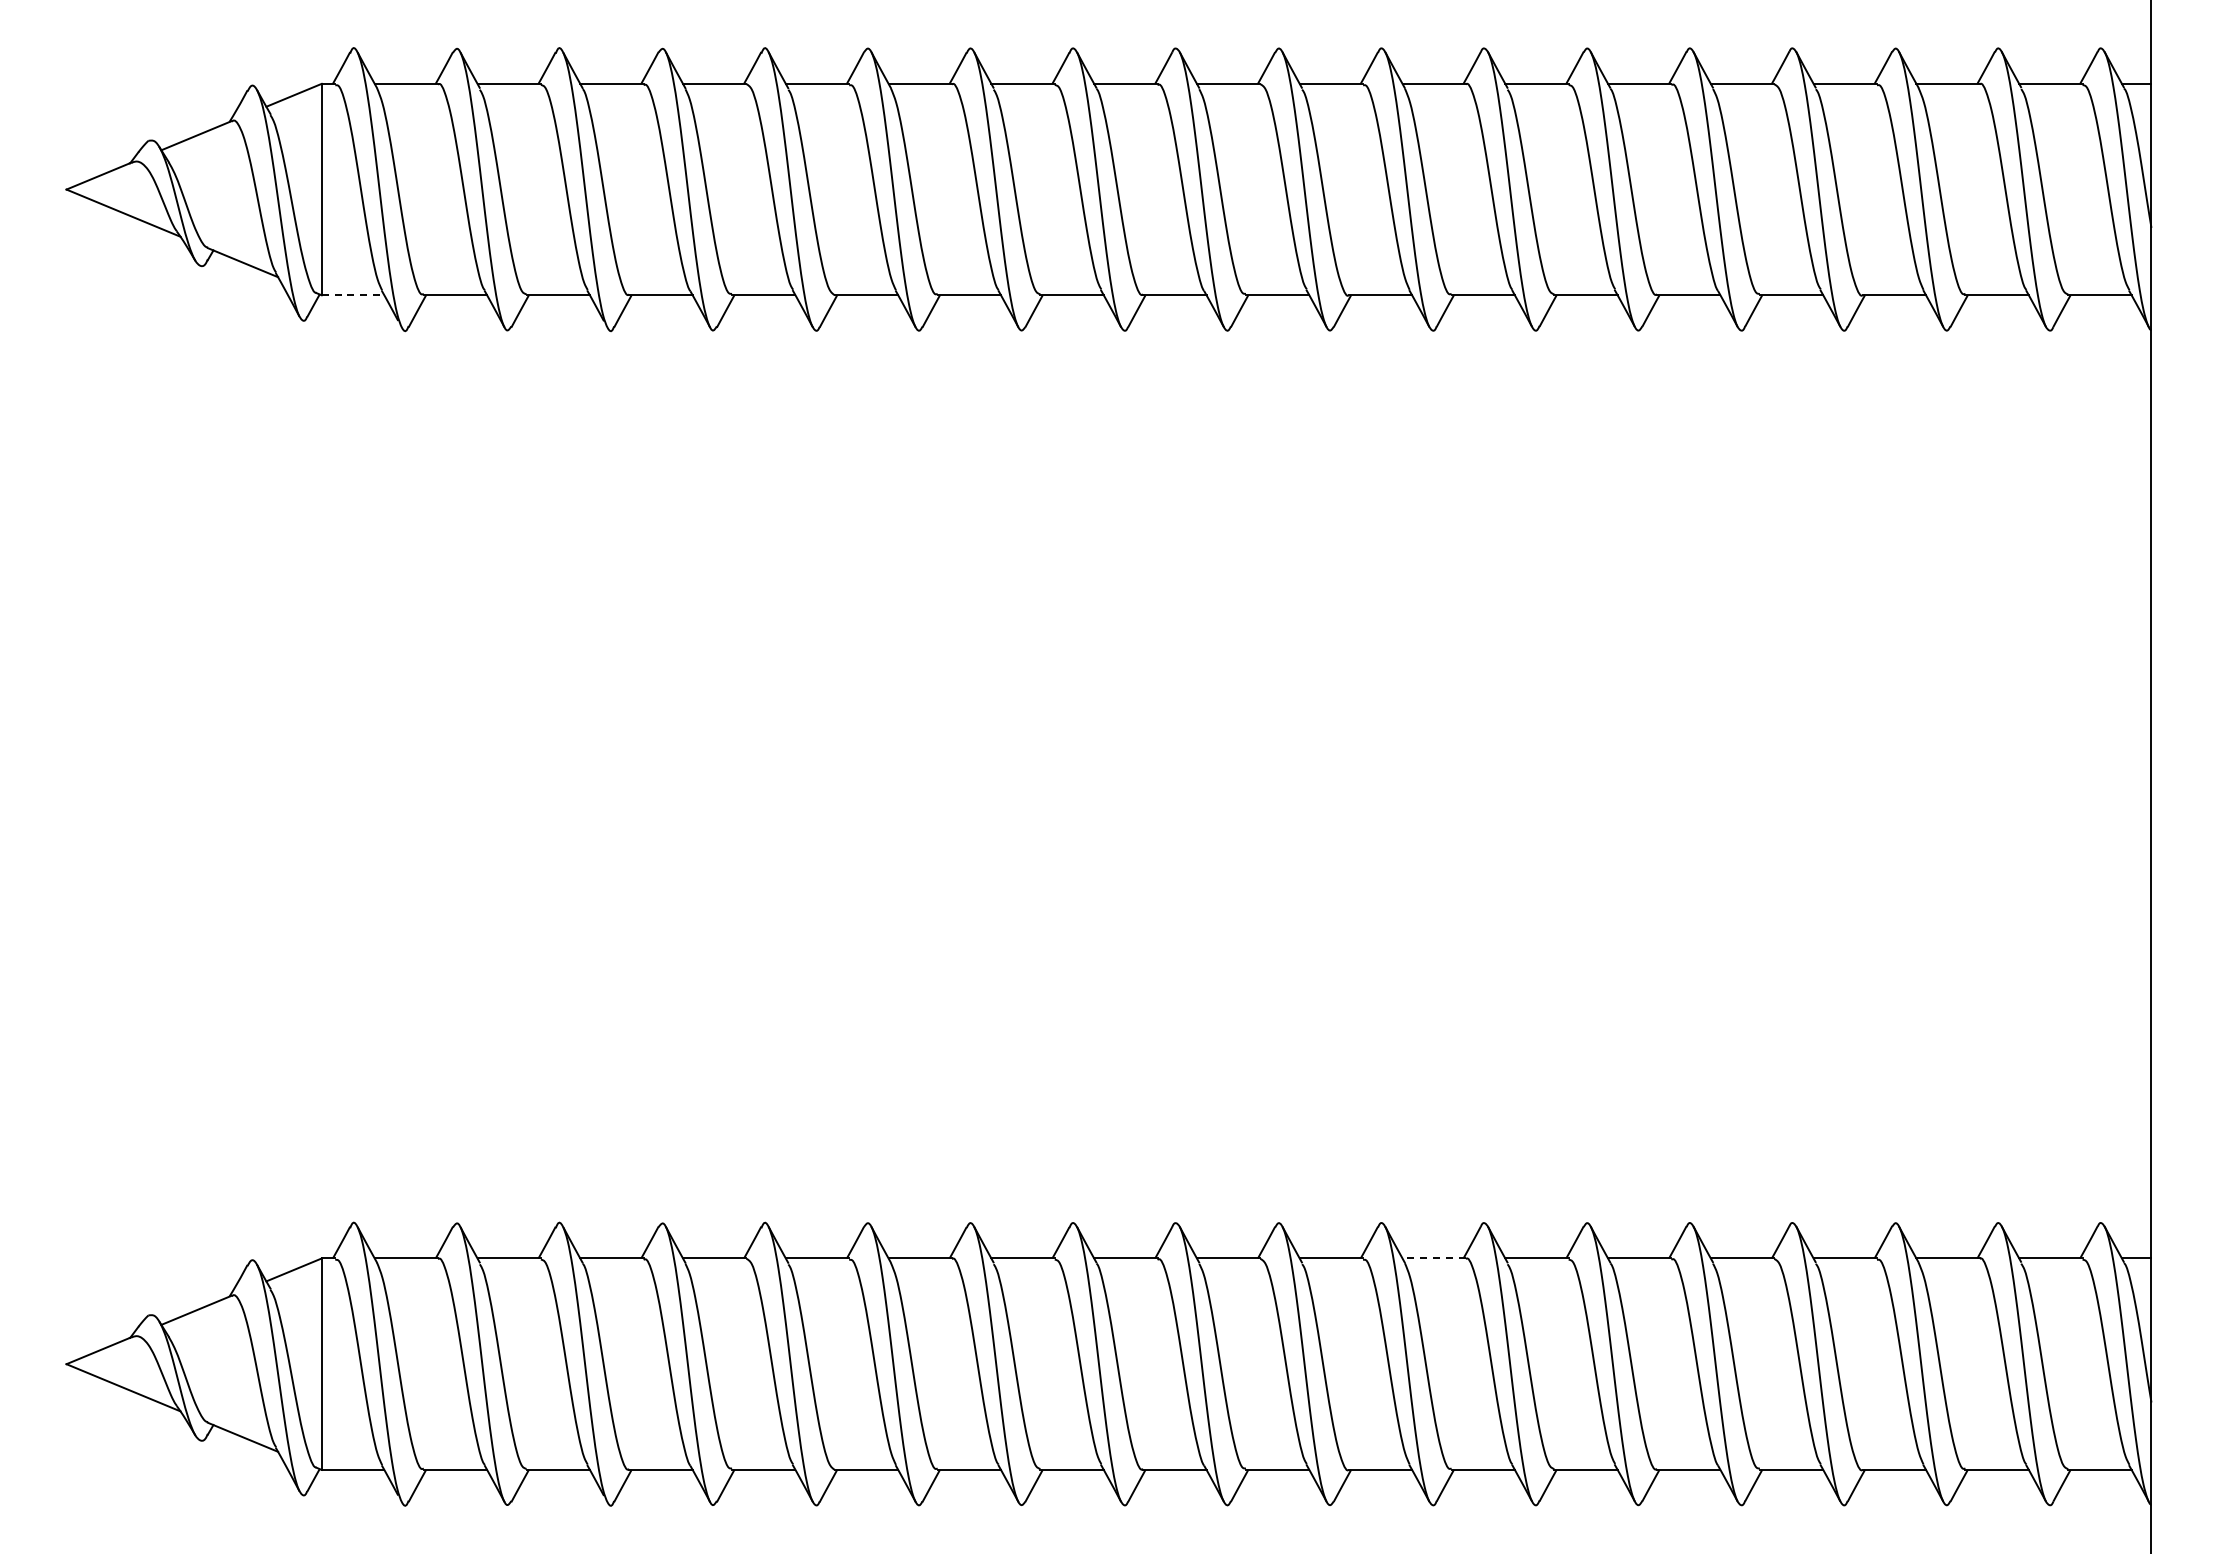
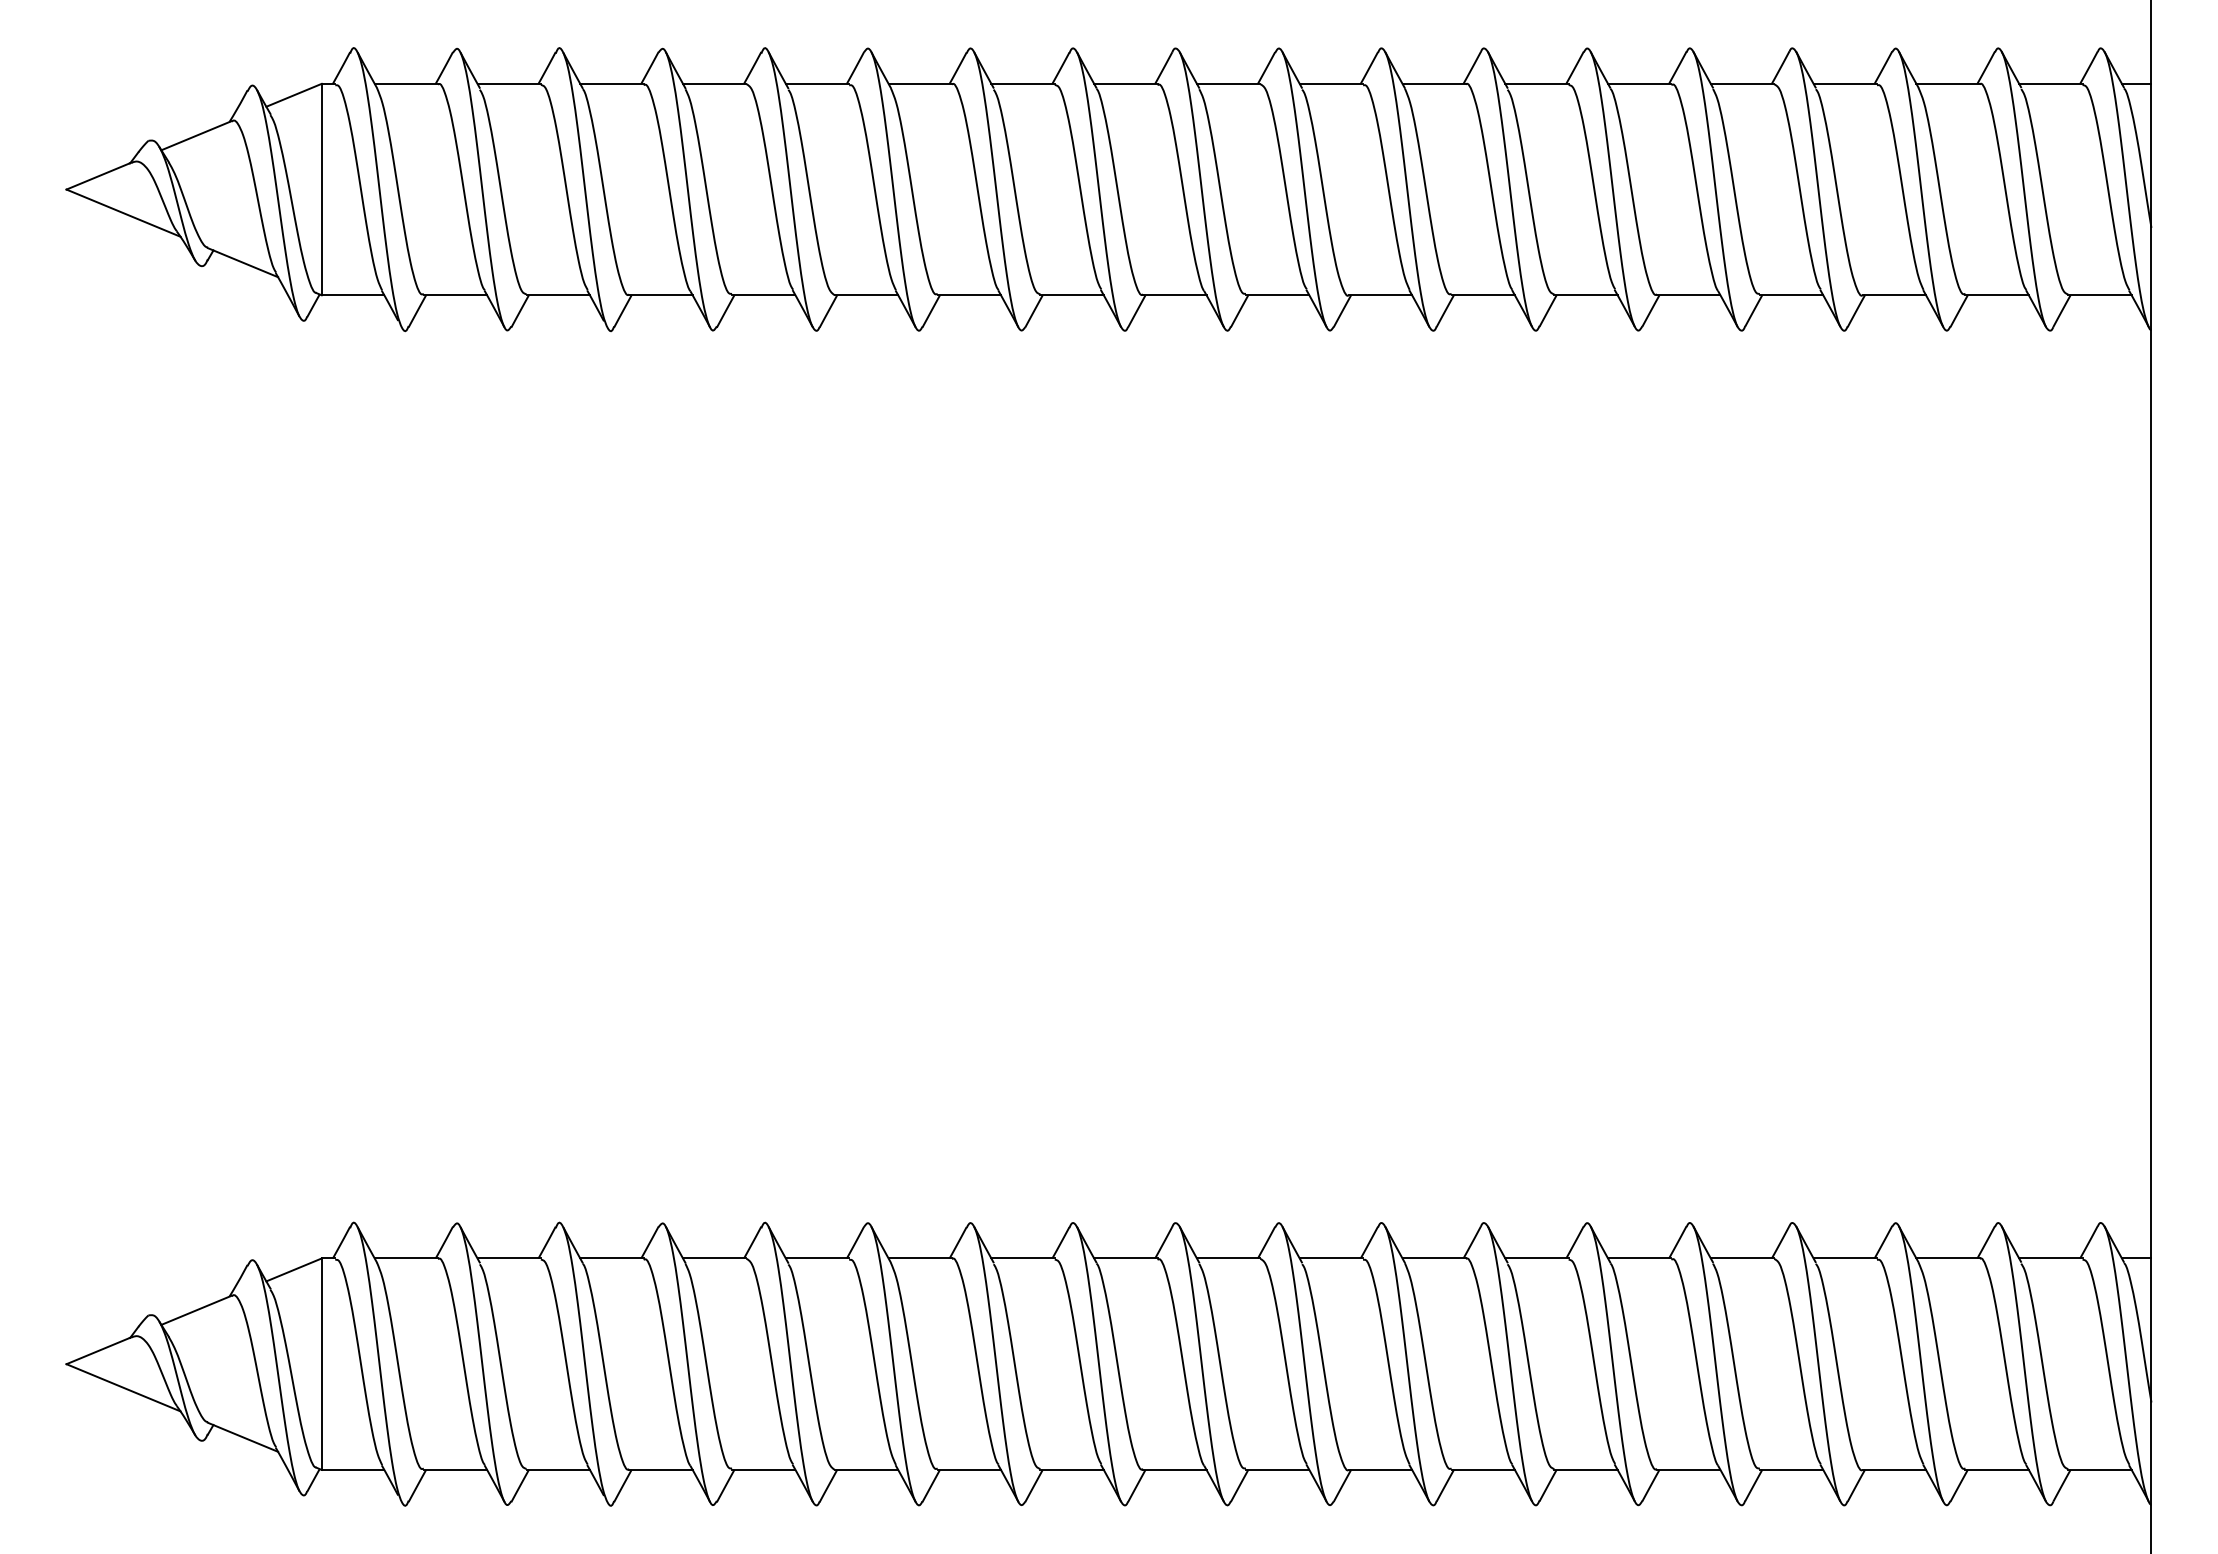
line: dashed -> solid (353, 295)
line: dashed -> solid (1434, 1258)
